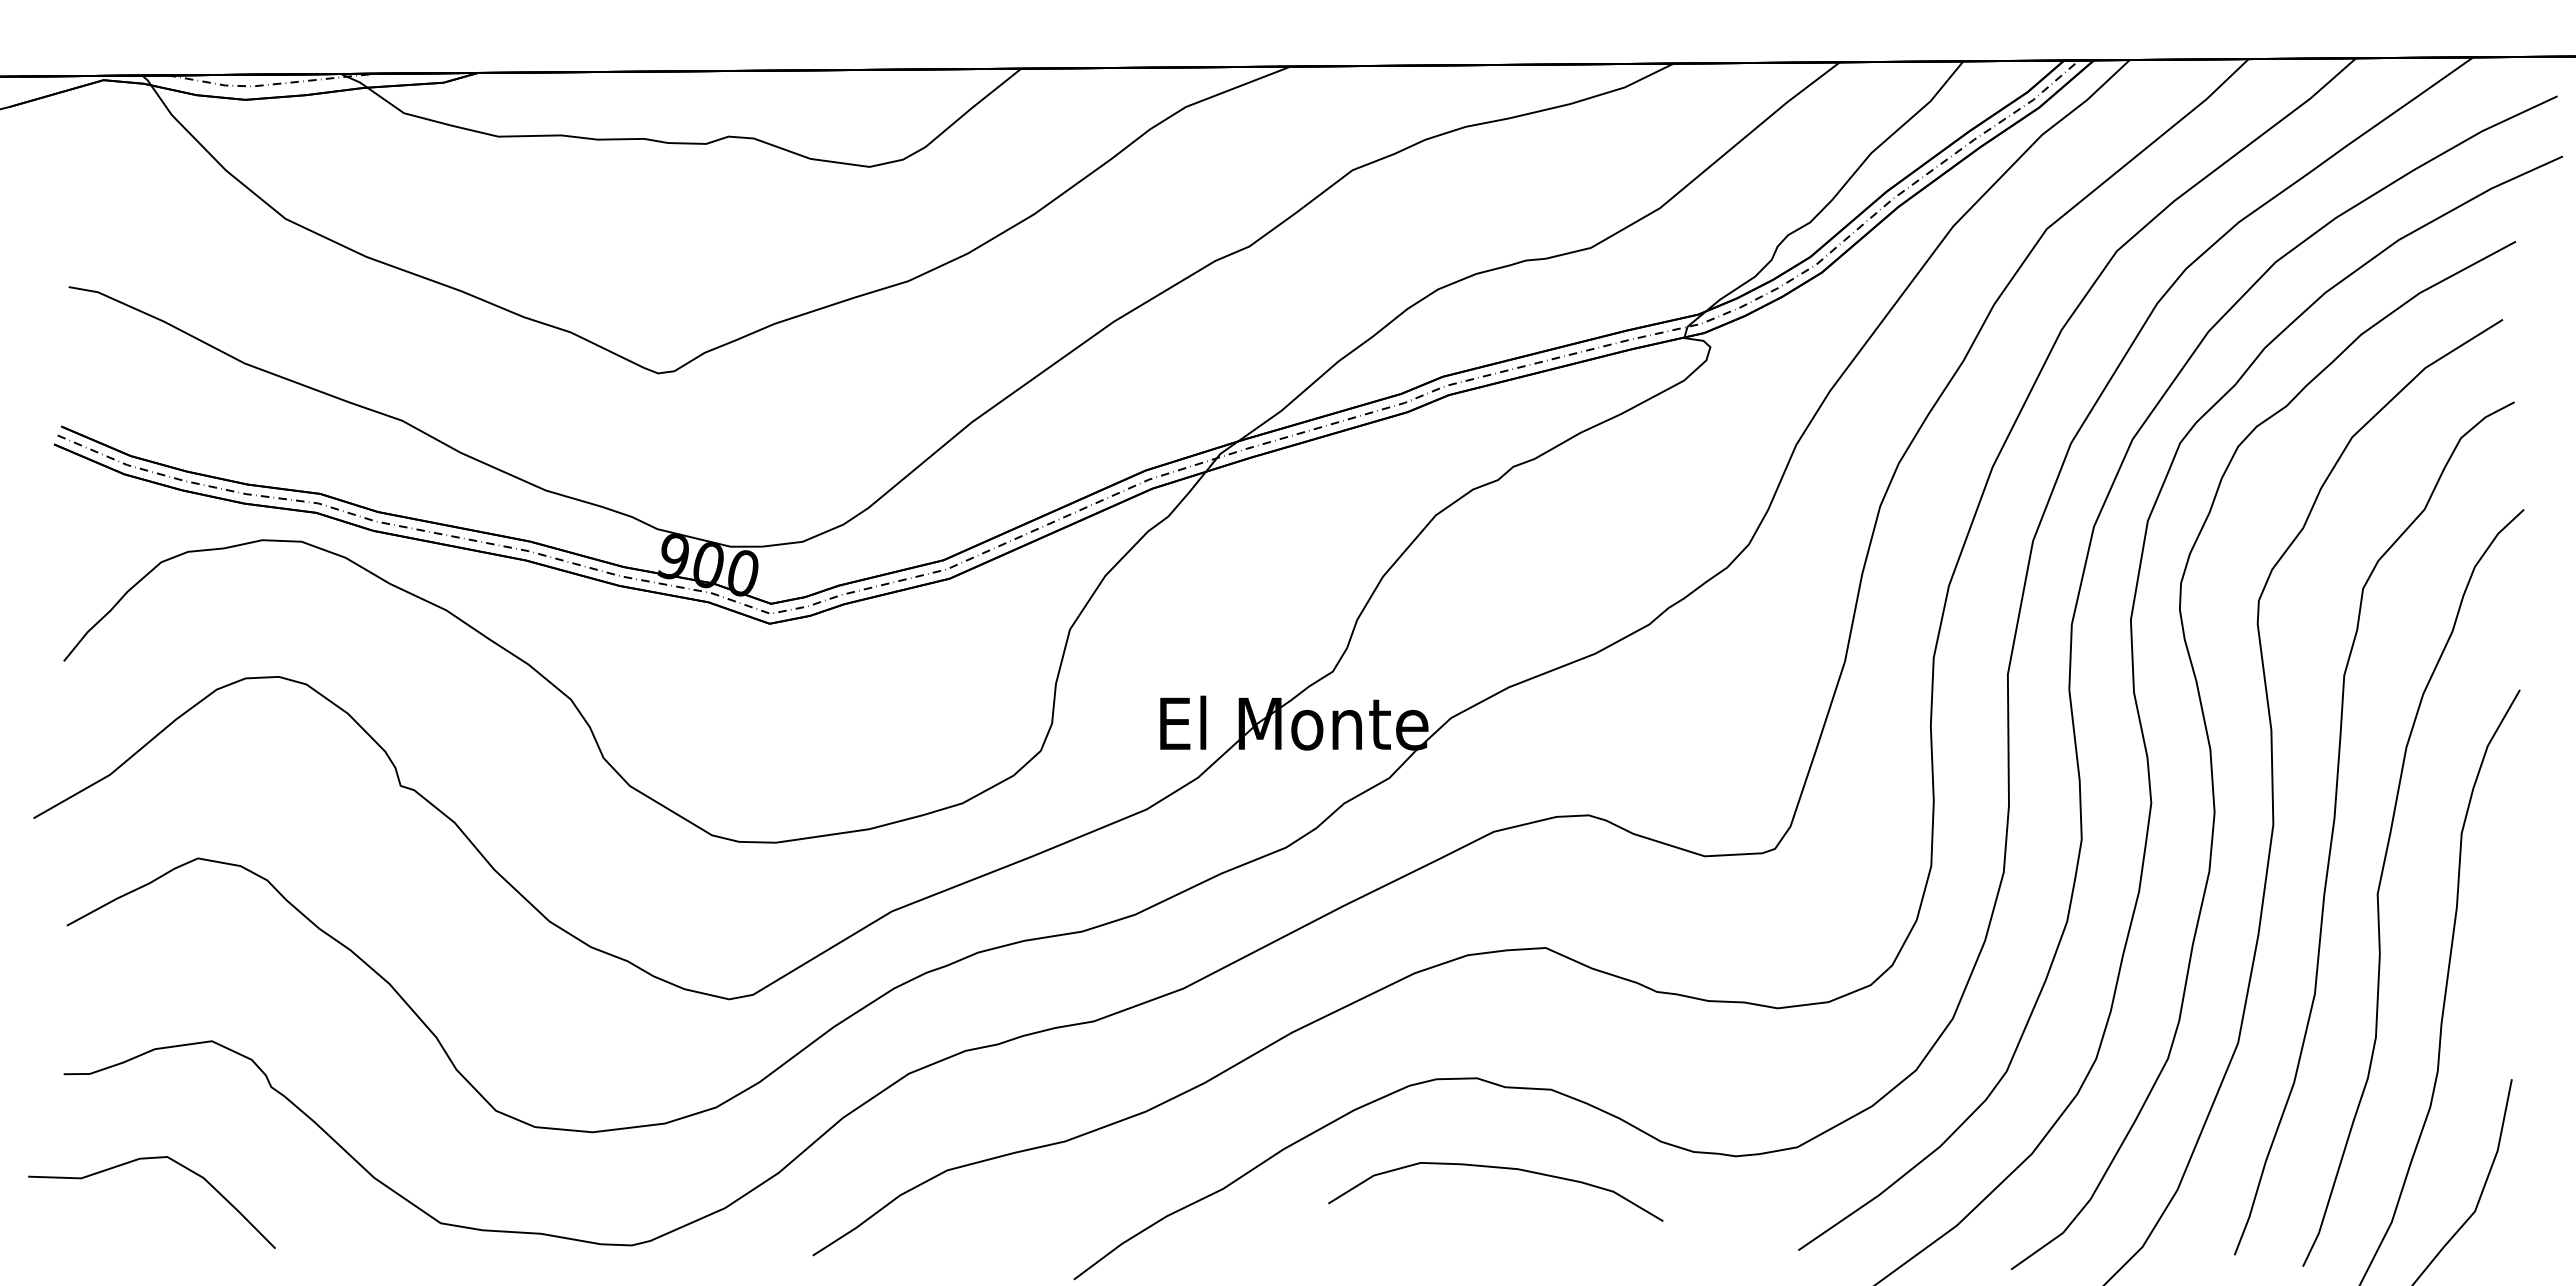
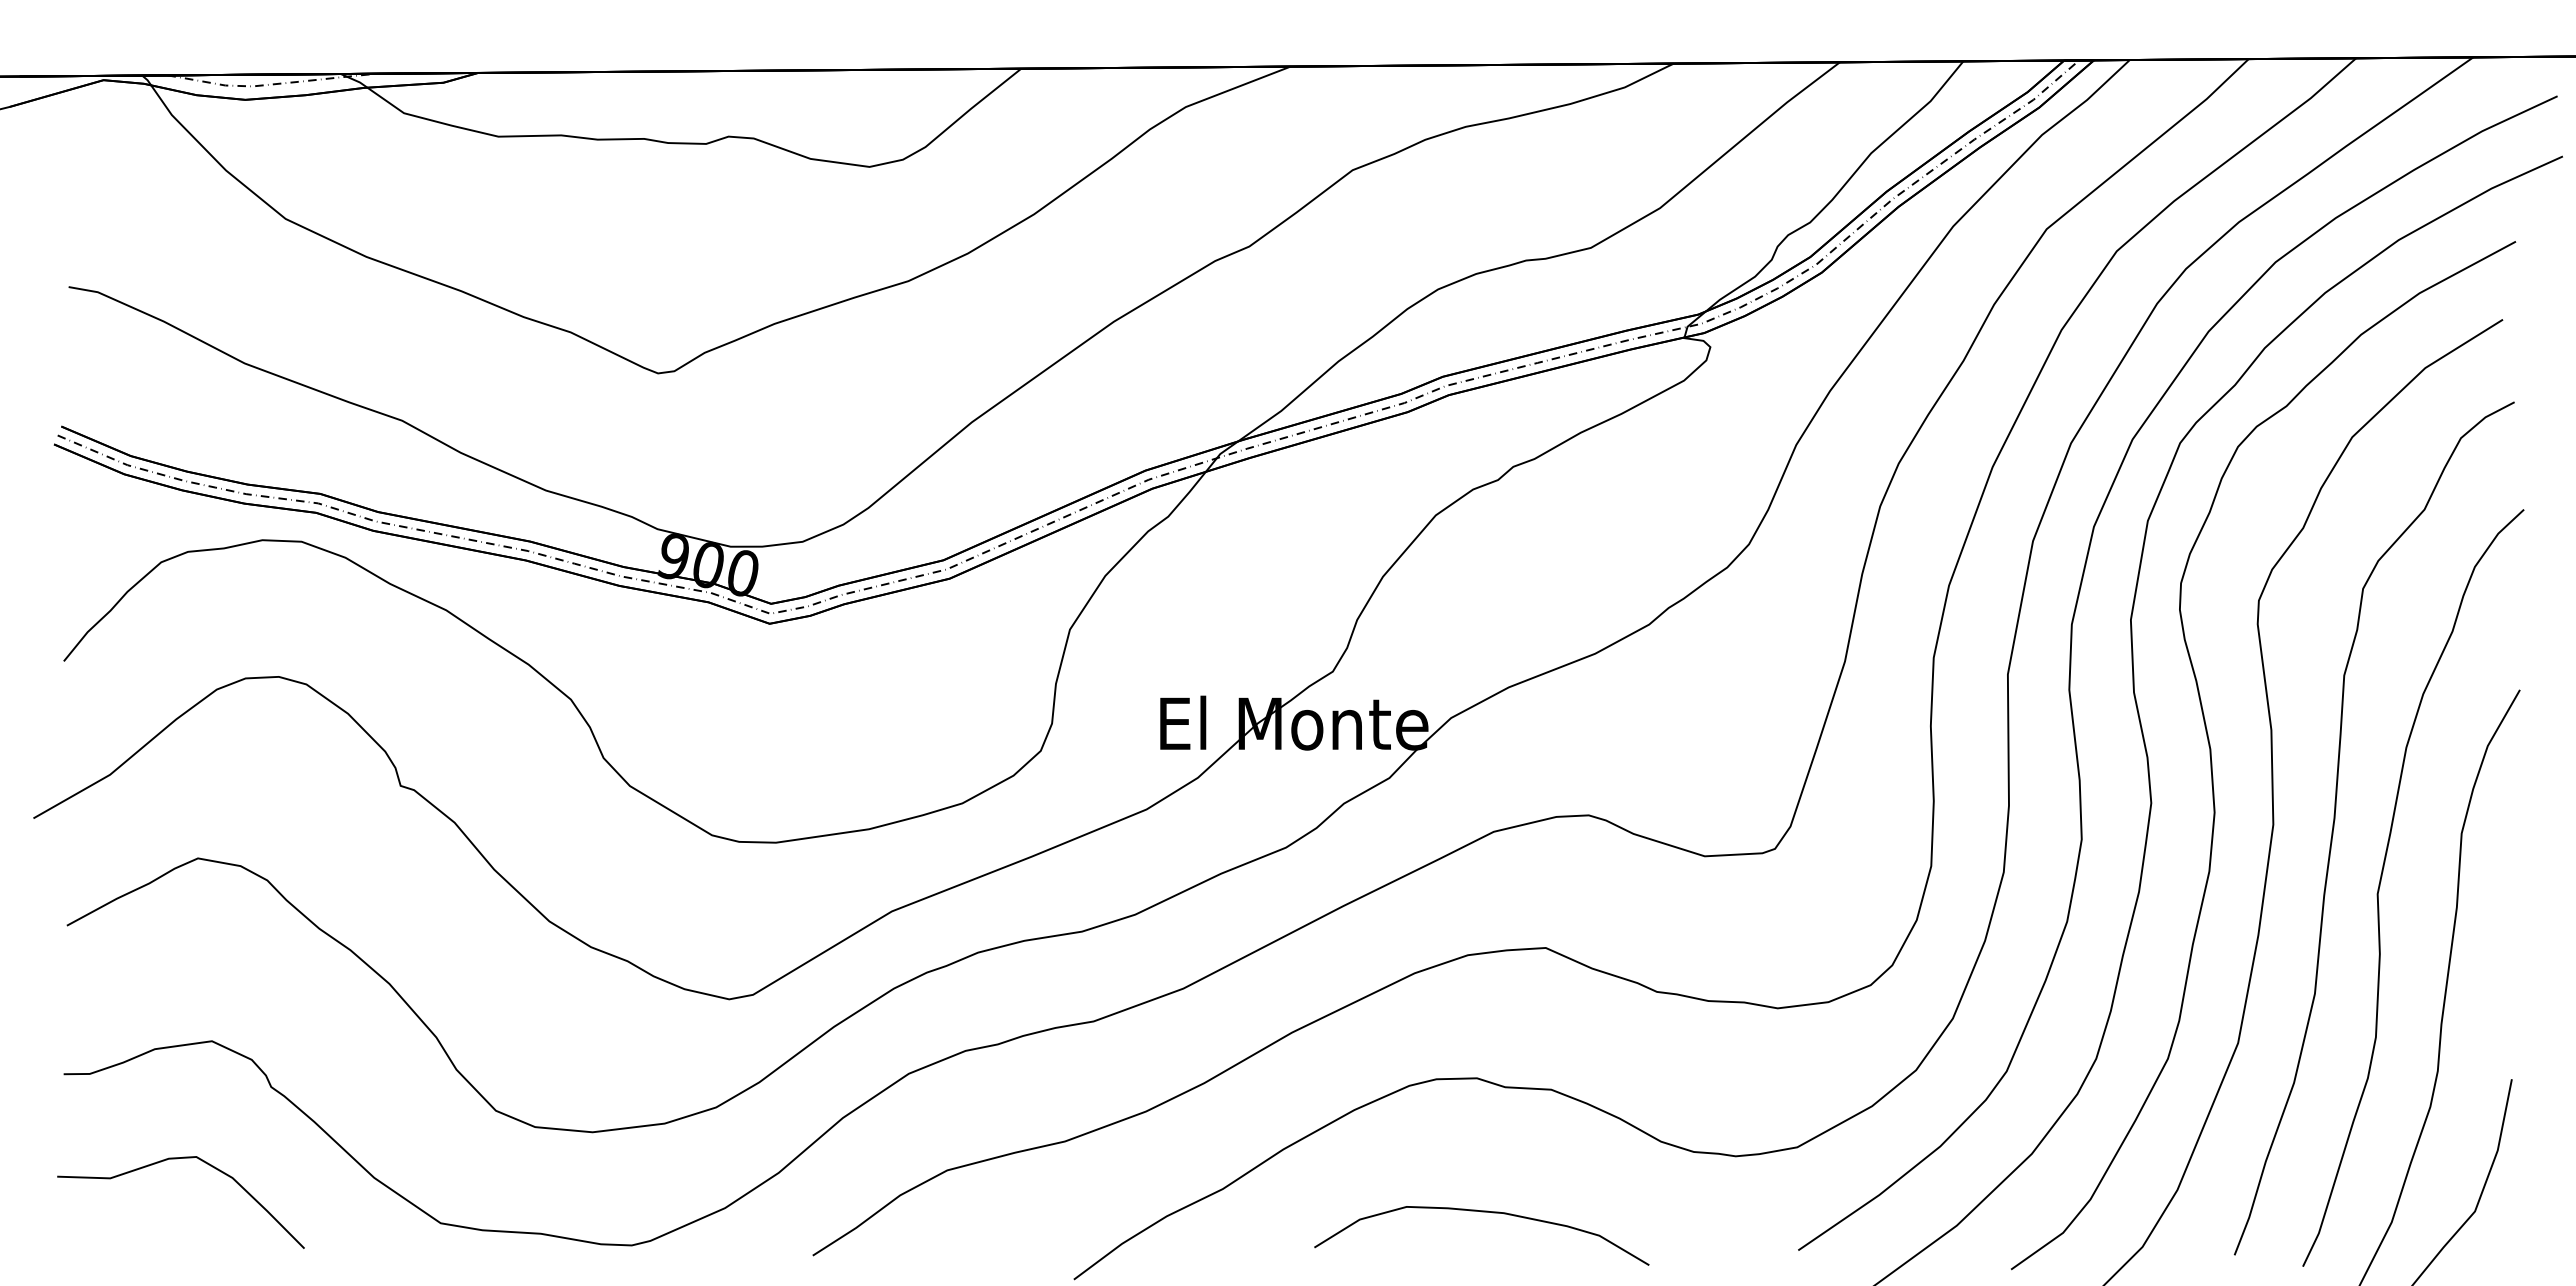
curve position: (148, 1159) -> (177, 1159) (177, 1159)
curve position: (1495, 1168) -> (1481, 1212) (1481, 1212)
